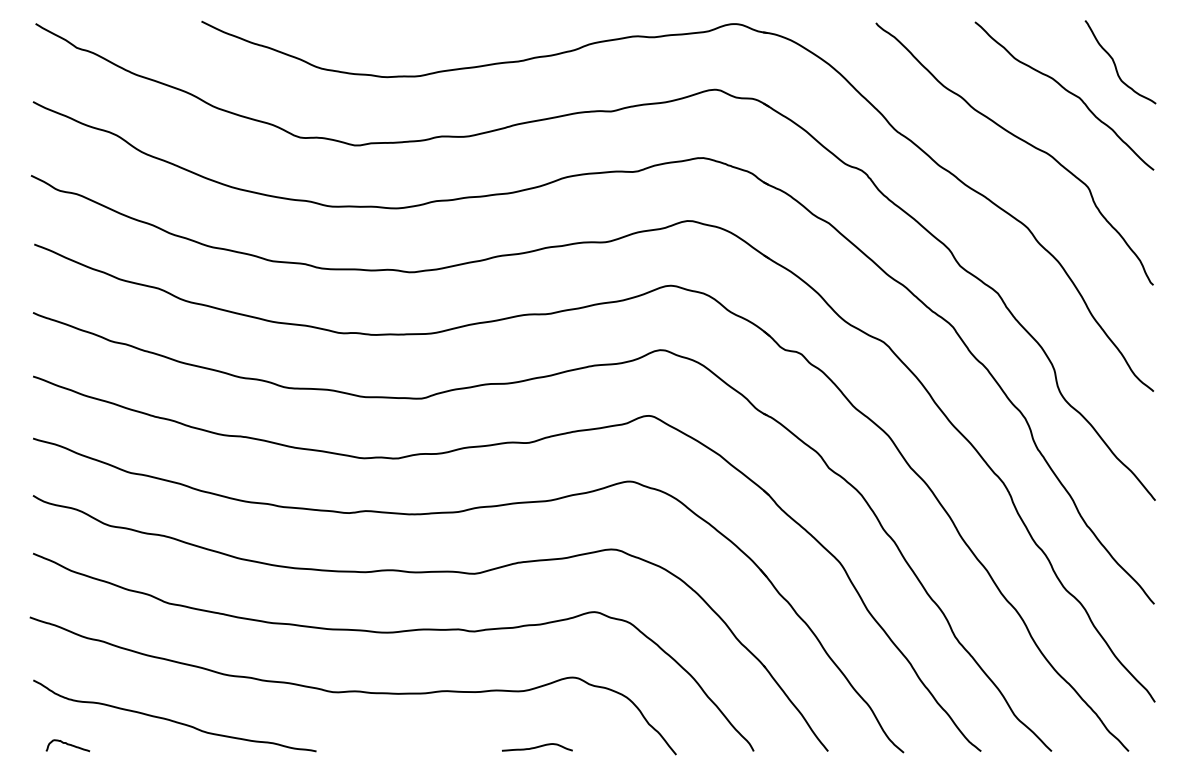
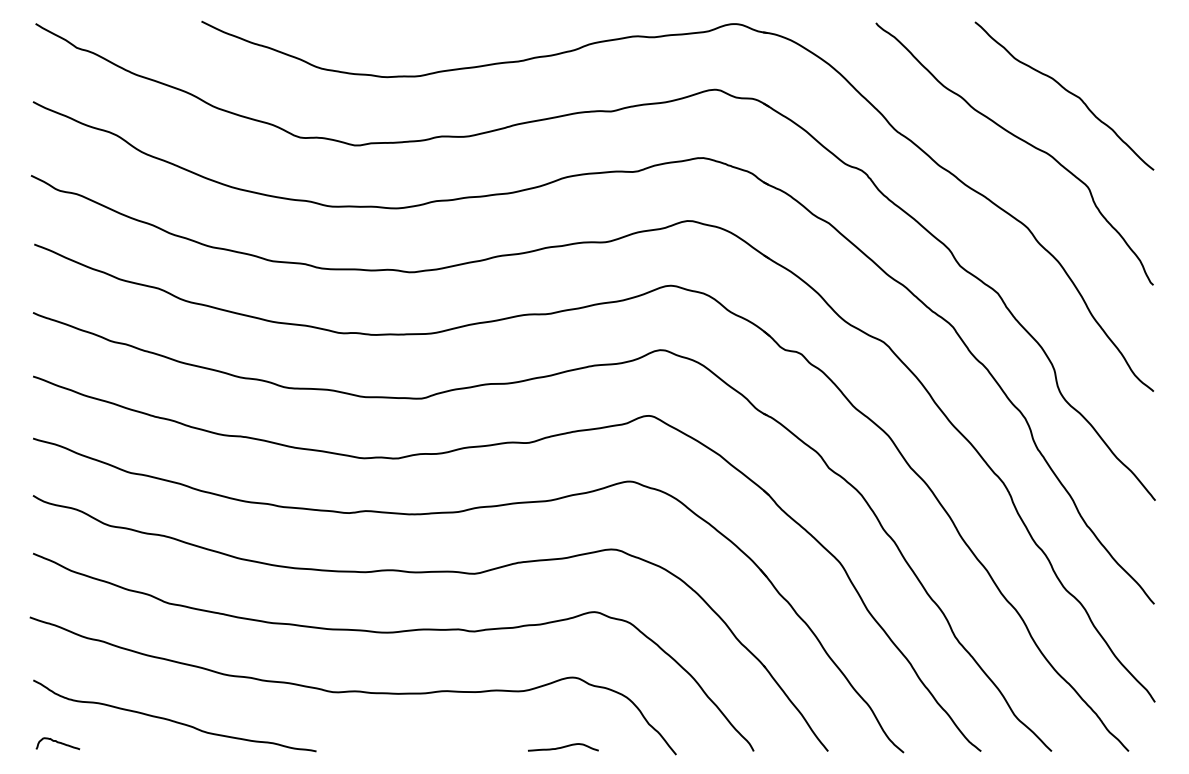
curve: present -> none (1116, 65)
curve position: (67, 745) -> (57, 743) (57, 743)
curve position: (537, 747) -> (563, 747) (563, 747)
